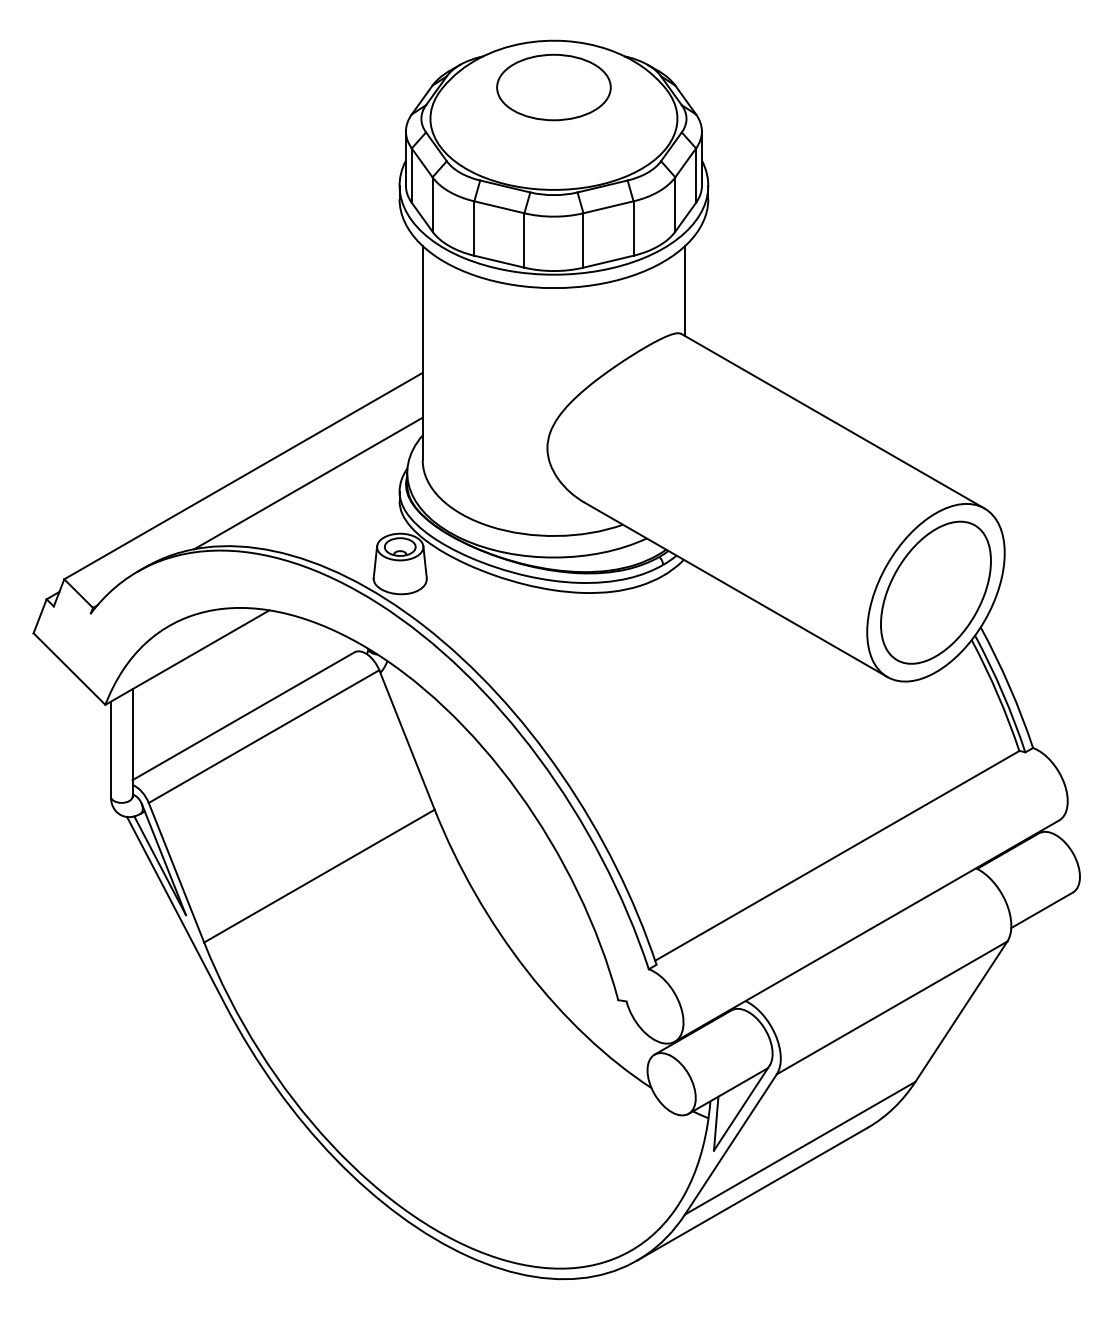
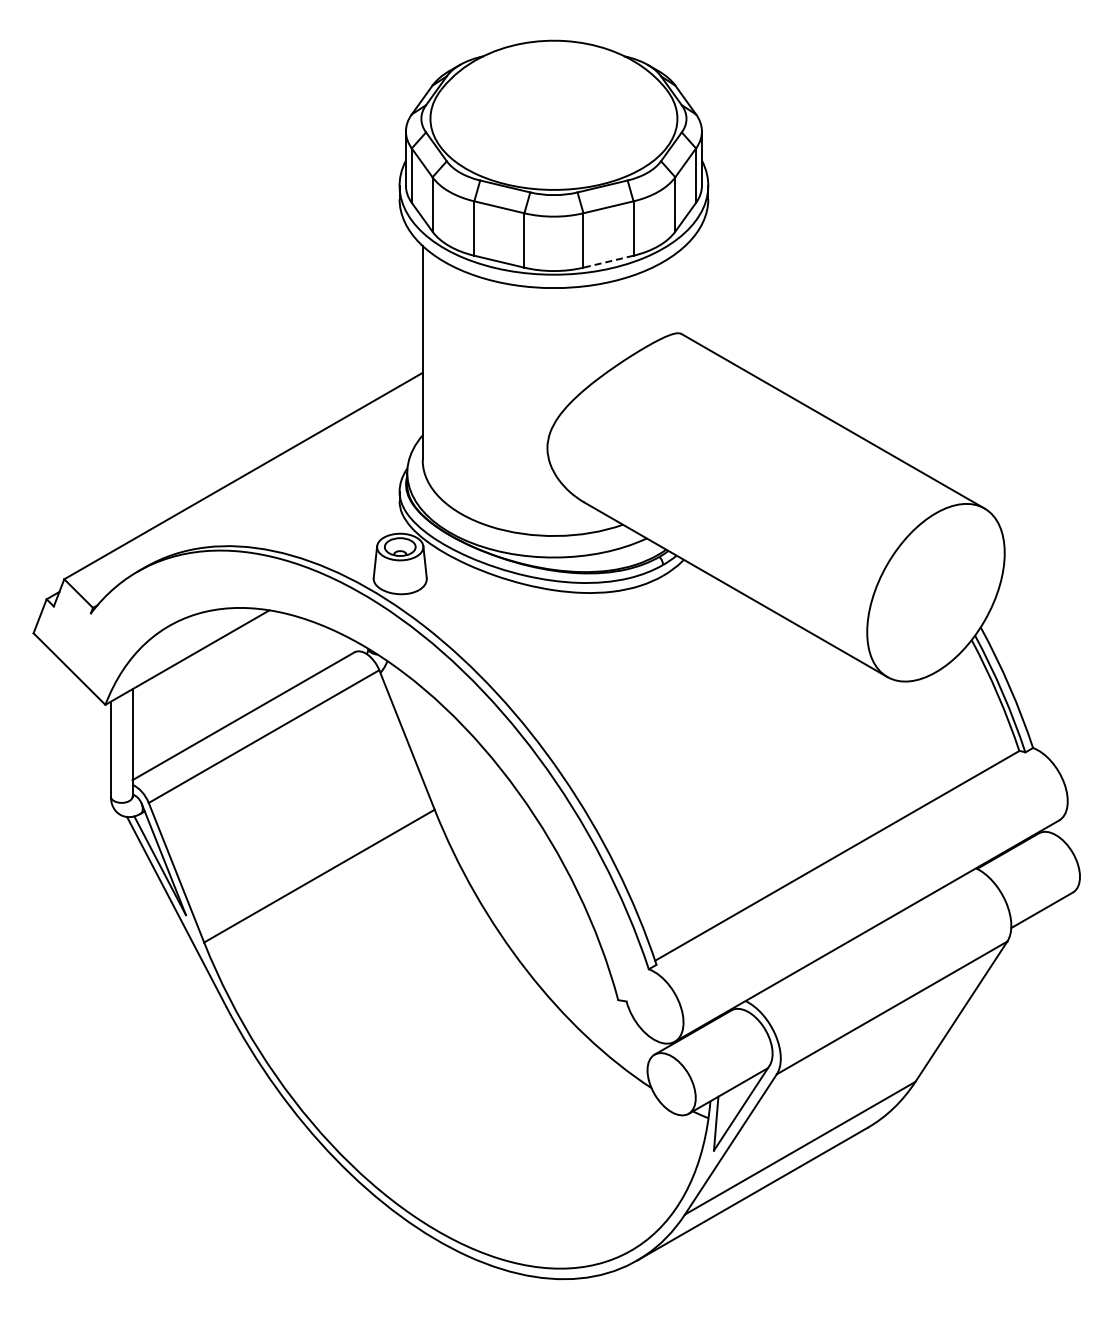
part: present -> none (553, 87)
line: solid -> dashed (608, 261)
line: present -> none (685, 291)
line: present -> none (308, 483)
part: present -> none (935, 592)
